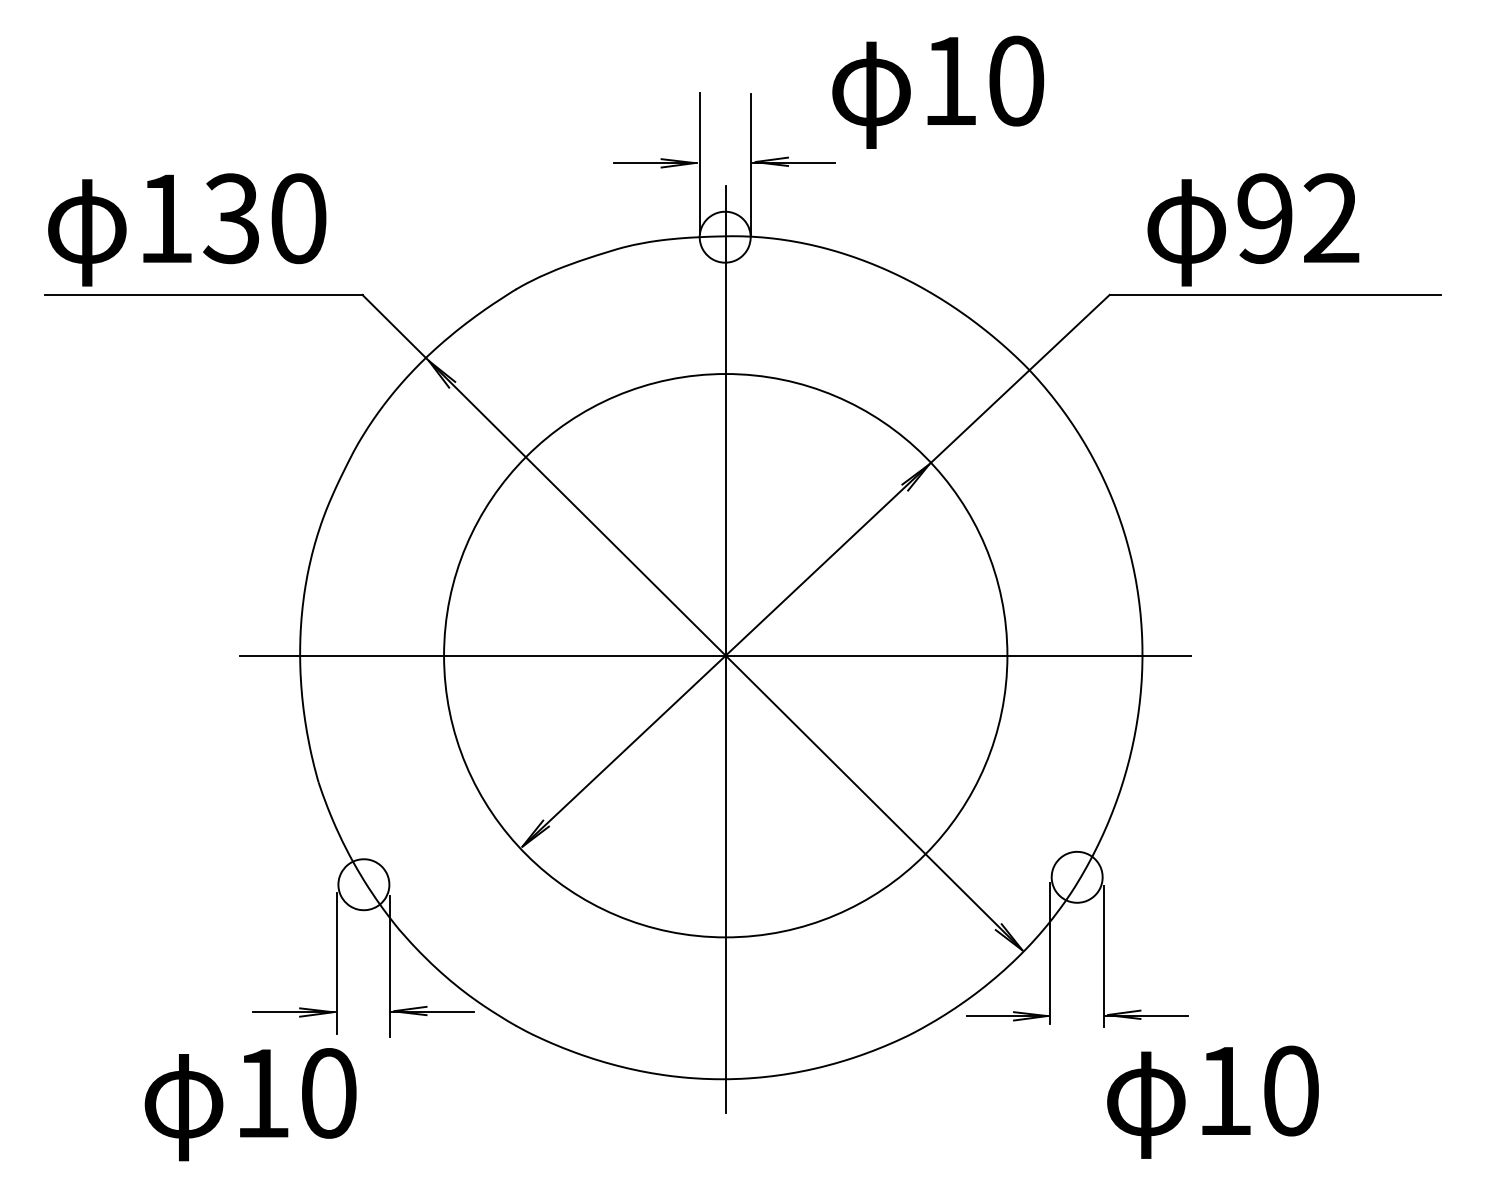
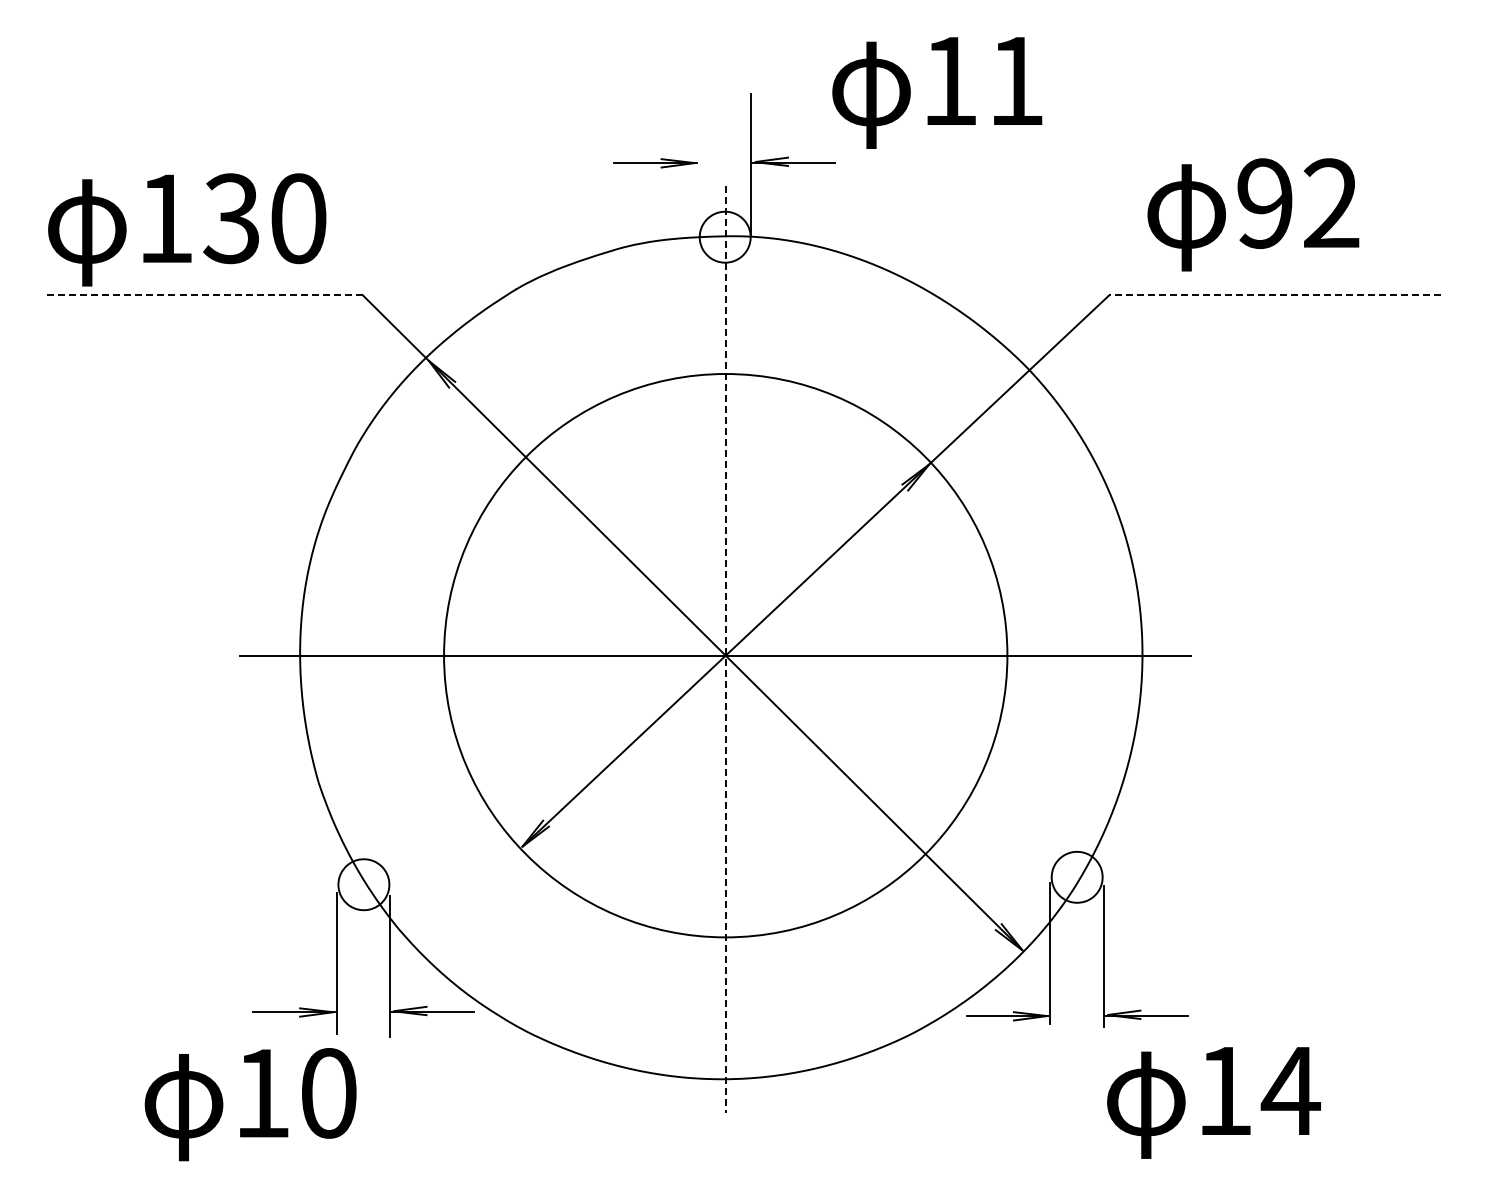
text: 10 -> 11 (1016, 80)
line: present -> none (699, 162)
text position: (1253, 229) -> (1253, 214) (1253, 214)
line: solid -> dashed (203, 294)
line: solid -> dashed (1275, 294)
line: solid -> dashed (725, 650)
text: 10 -> 14 (1290, 1090)
